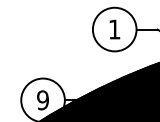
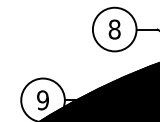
text: 1 -> 8 (114, 29)
